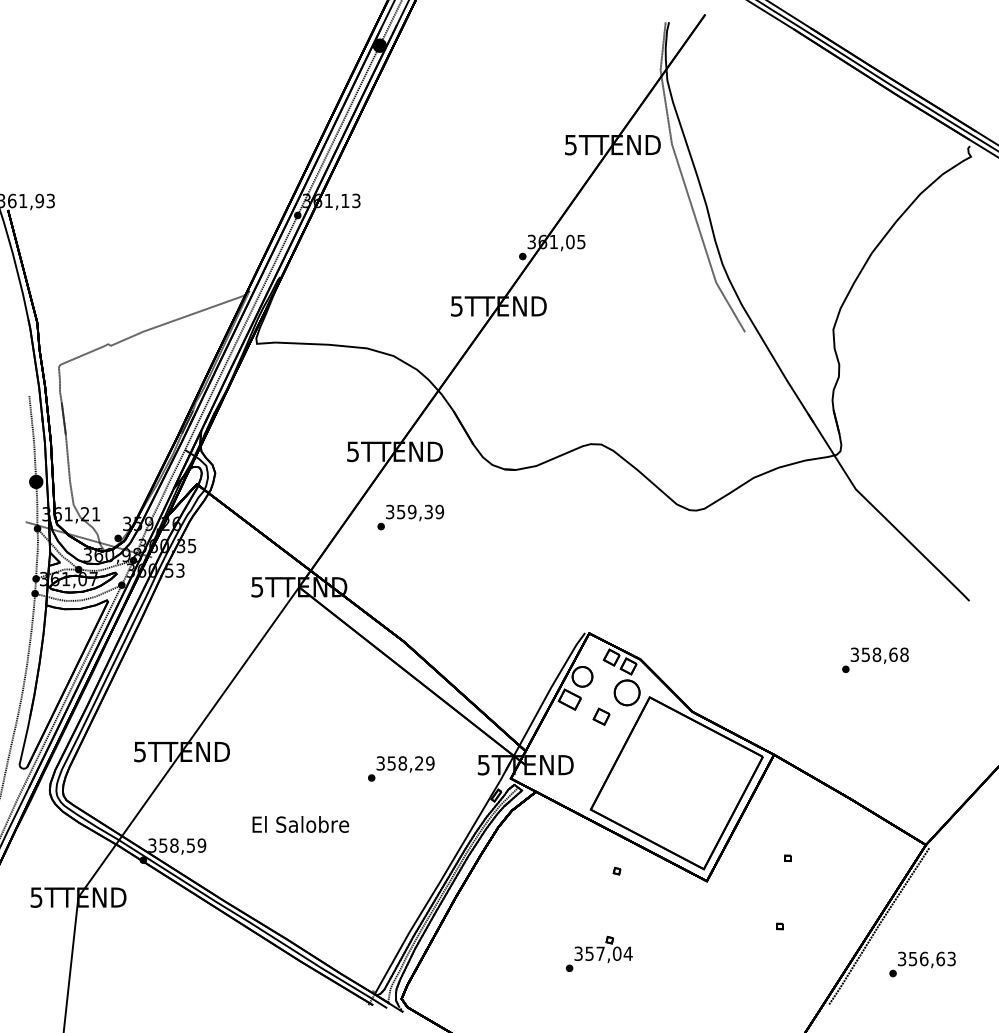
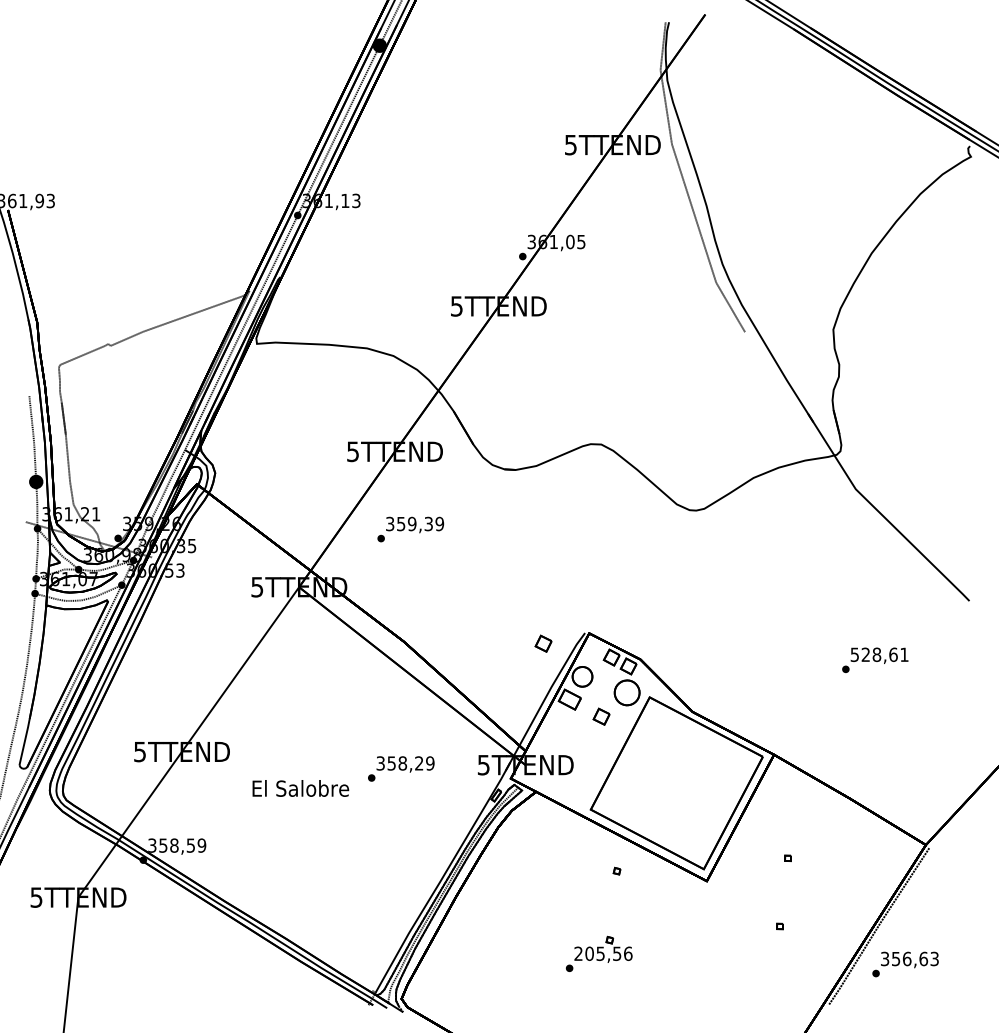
text position: (410, 517) -> (410, 529) (410, 529)
part: none -> present (543, 643)
text: 358,68 -> 528,61 (879, 654)
text position: (300, 824) -> (300, 788) (300, 788)
text: 357,04 -> 205,56 (603, 953)
text position: (922, 964) -> (905, 964) (905, 964)
